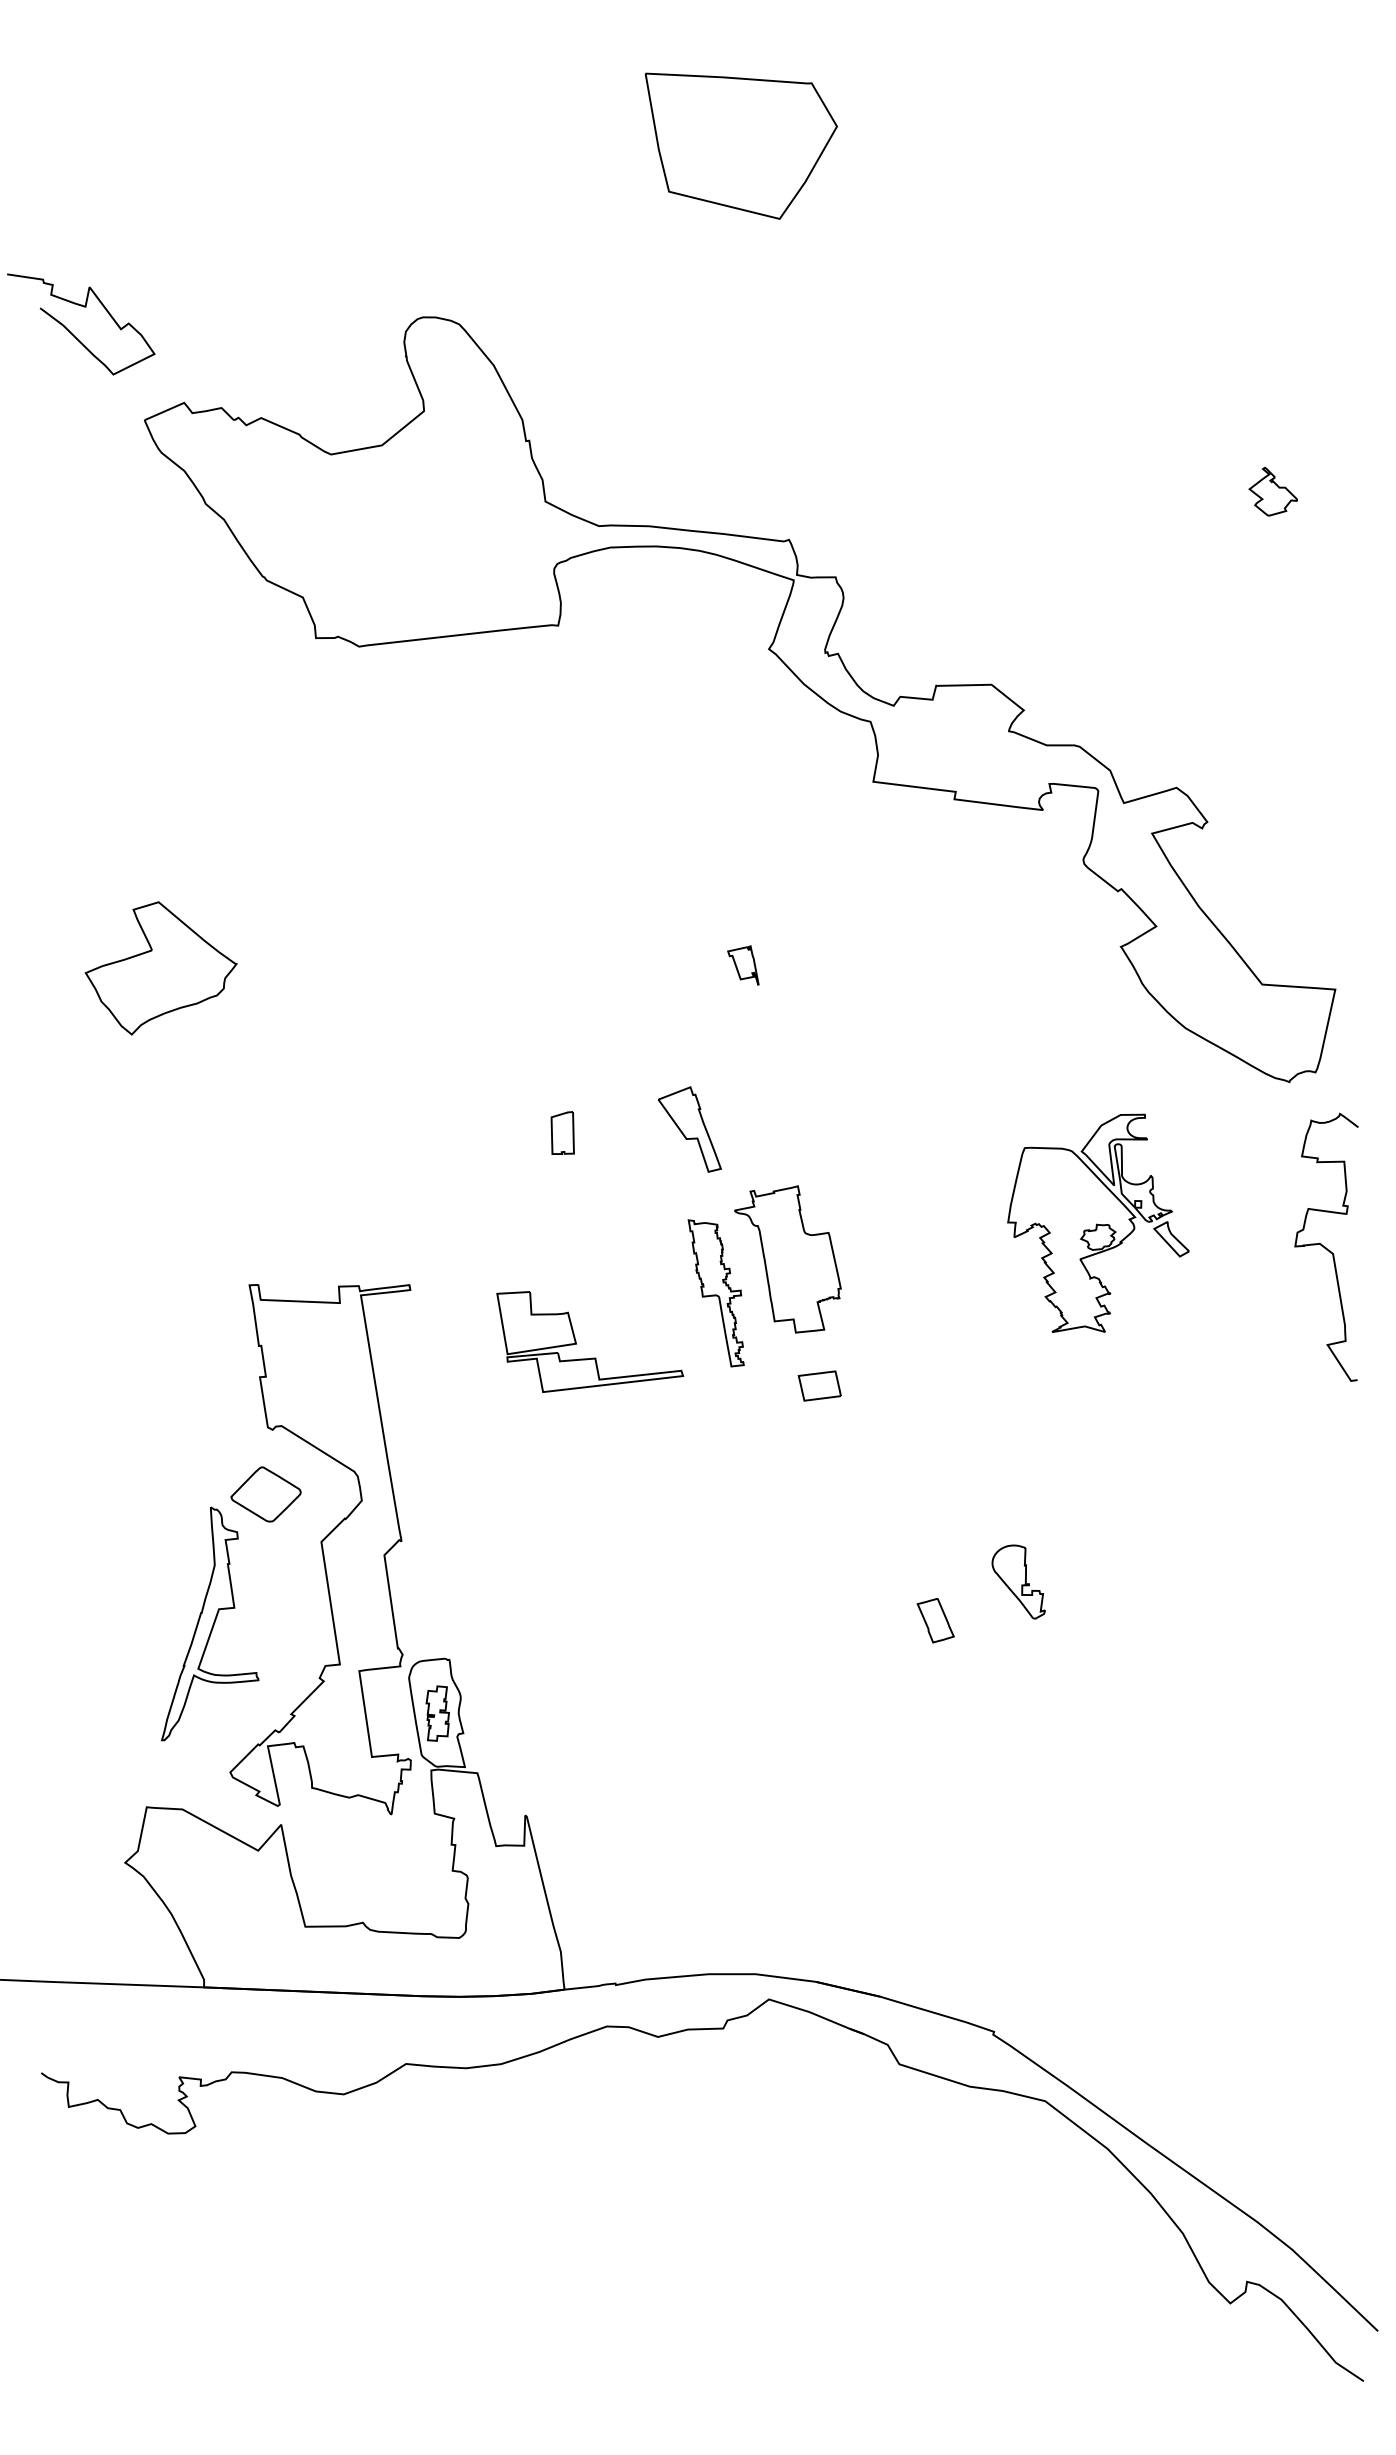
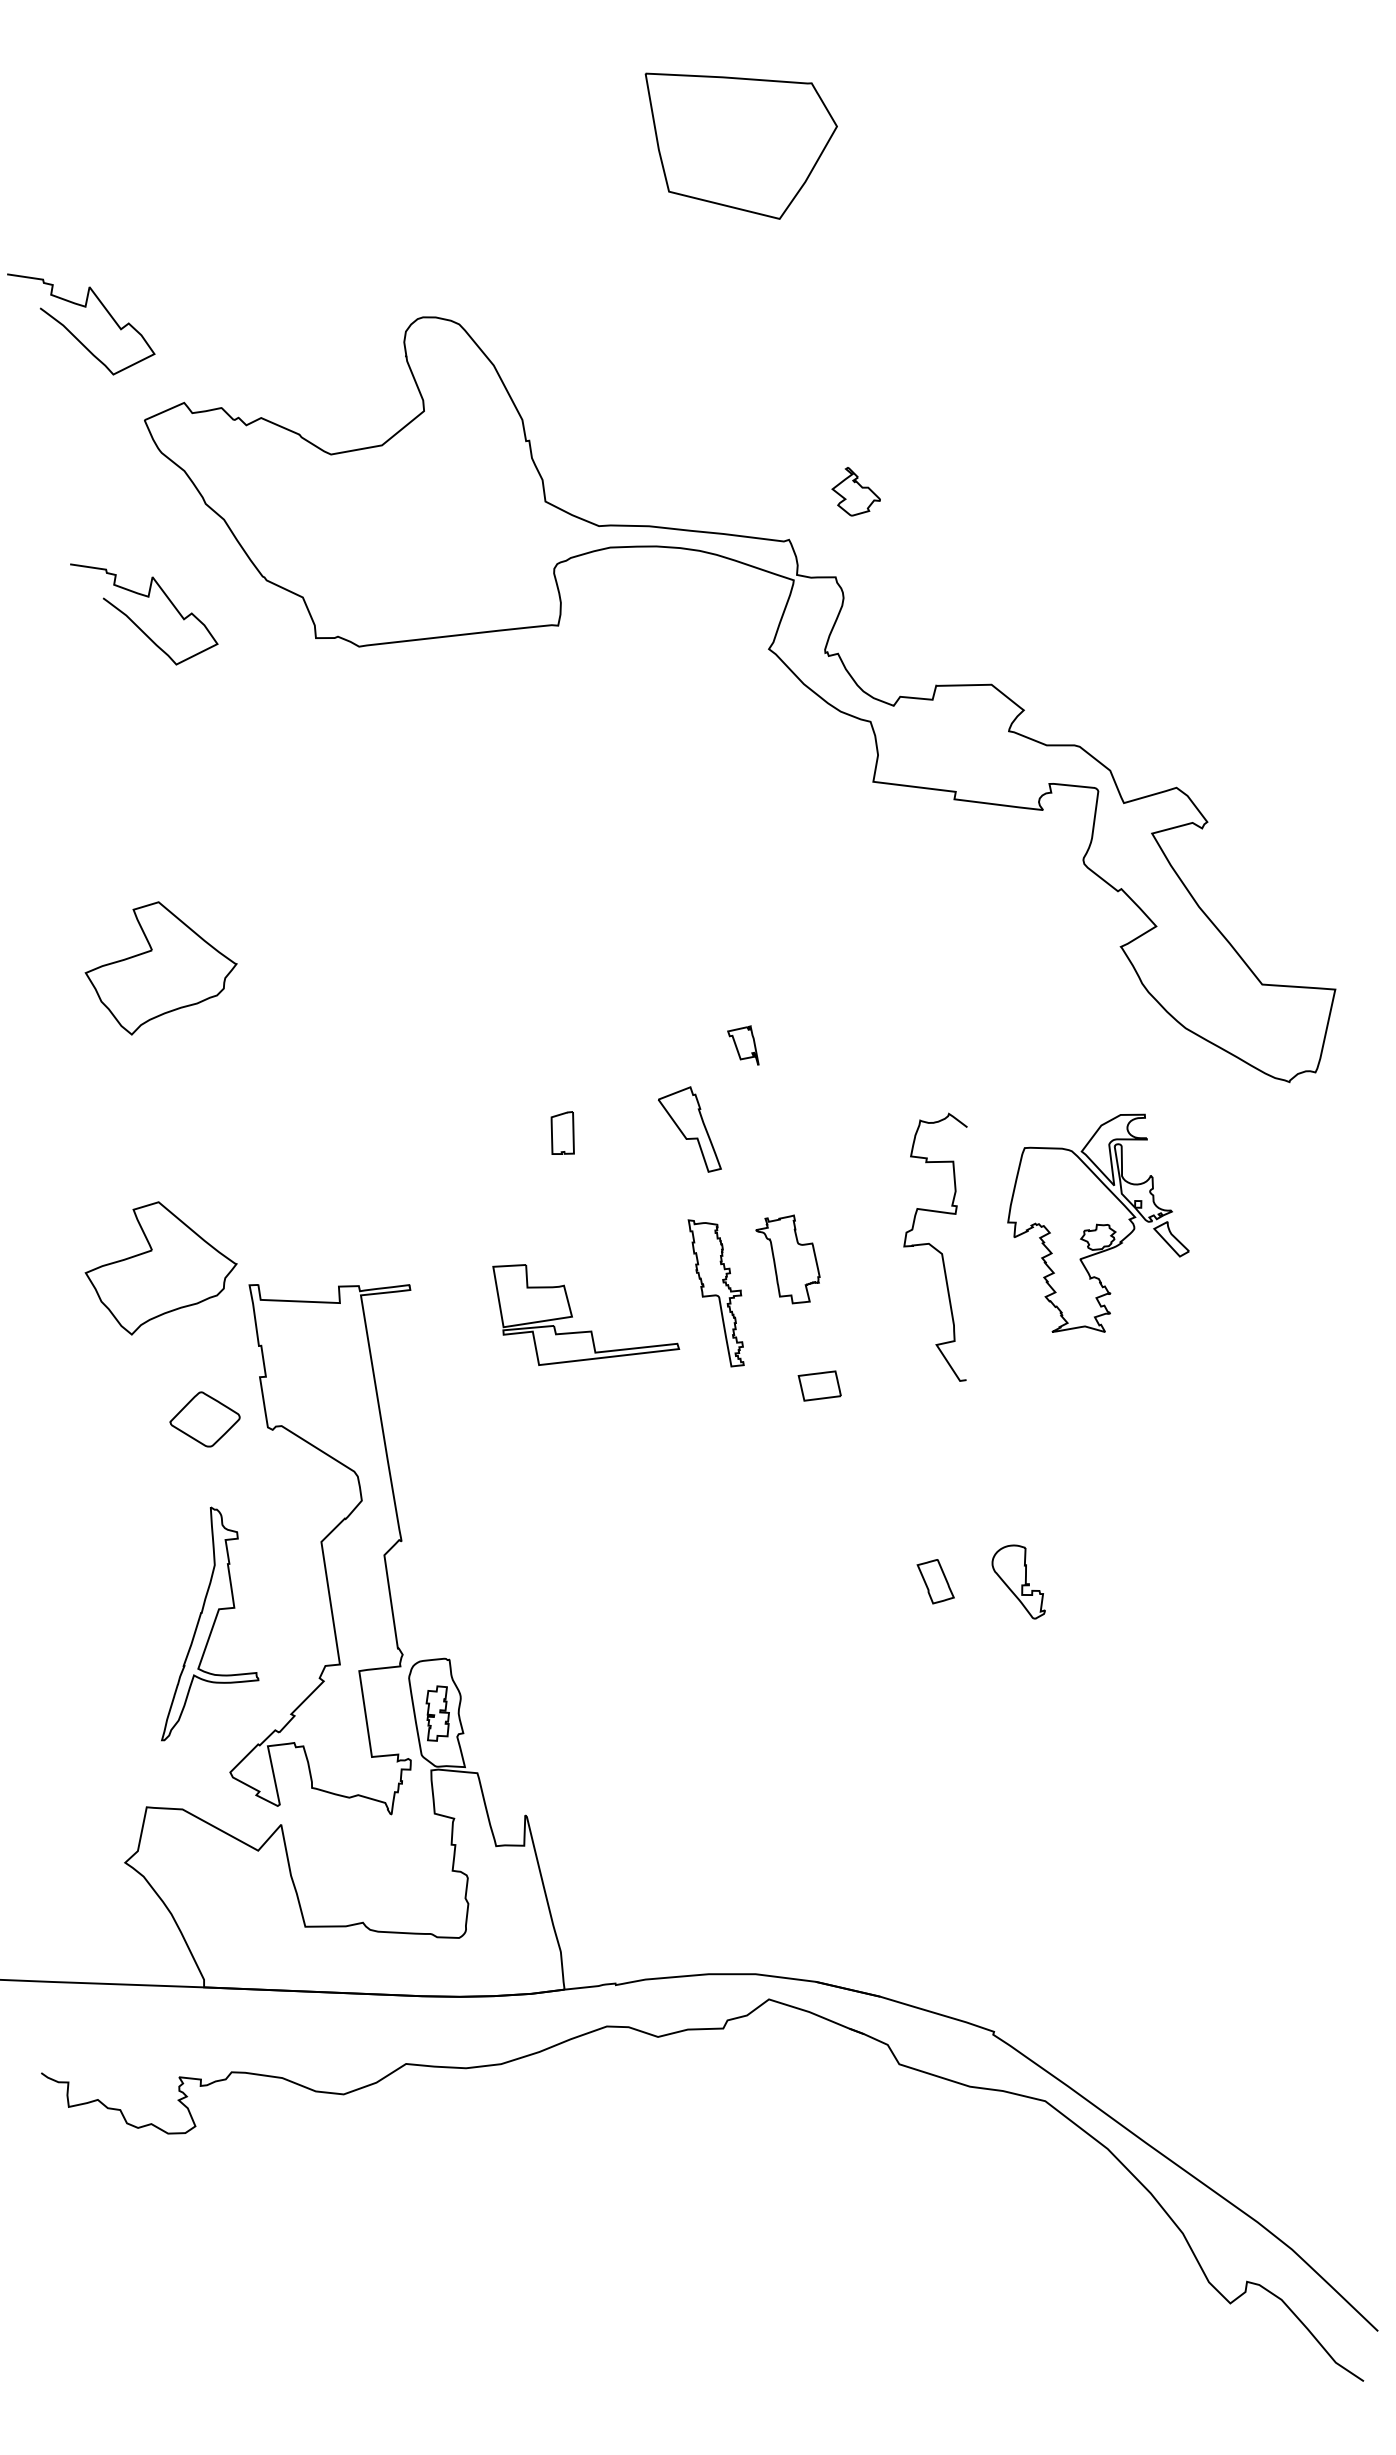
part position: (1272, 491) -> (855, 491) (855, 491)
curve: none -> present (135, 623)
part position: (743, 965) -> (743, 1045) (743, 1045)
curve position: (1325, 1246) -> (934, 1246) (934, 1246)
part size: 108x149 px -> 66x91 px (787, 1259)
part: none -> present (160, 1268)
part position: (576, 1341) -> (572, 1314) (572, 1314)
part position: (265, 1494) -> (204, 1419) (204, 1419)
part position: (935, 1620) -> (935, 1581) (935, 1581)
